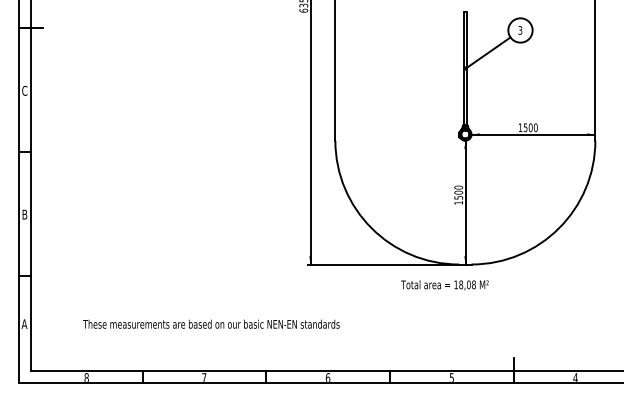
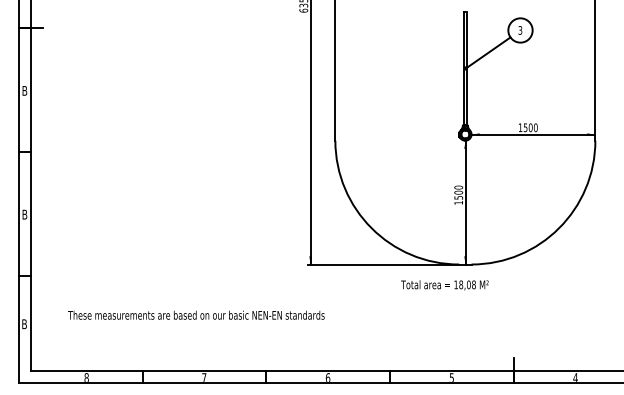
text: C -> B (24, 90)
text position: (211, 323) -> (196, 314) (196, 314)
text: A -> B (24, 324)
